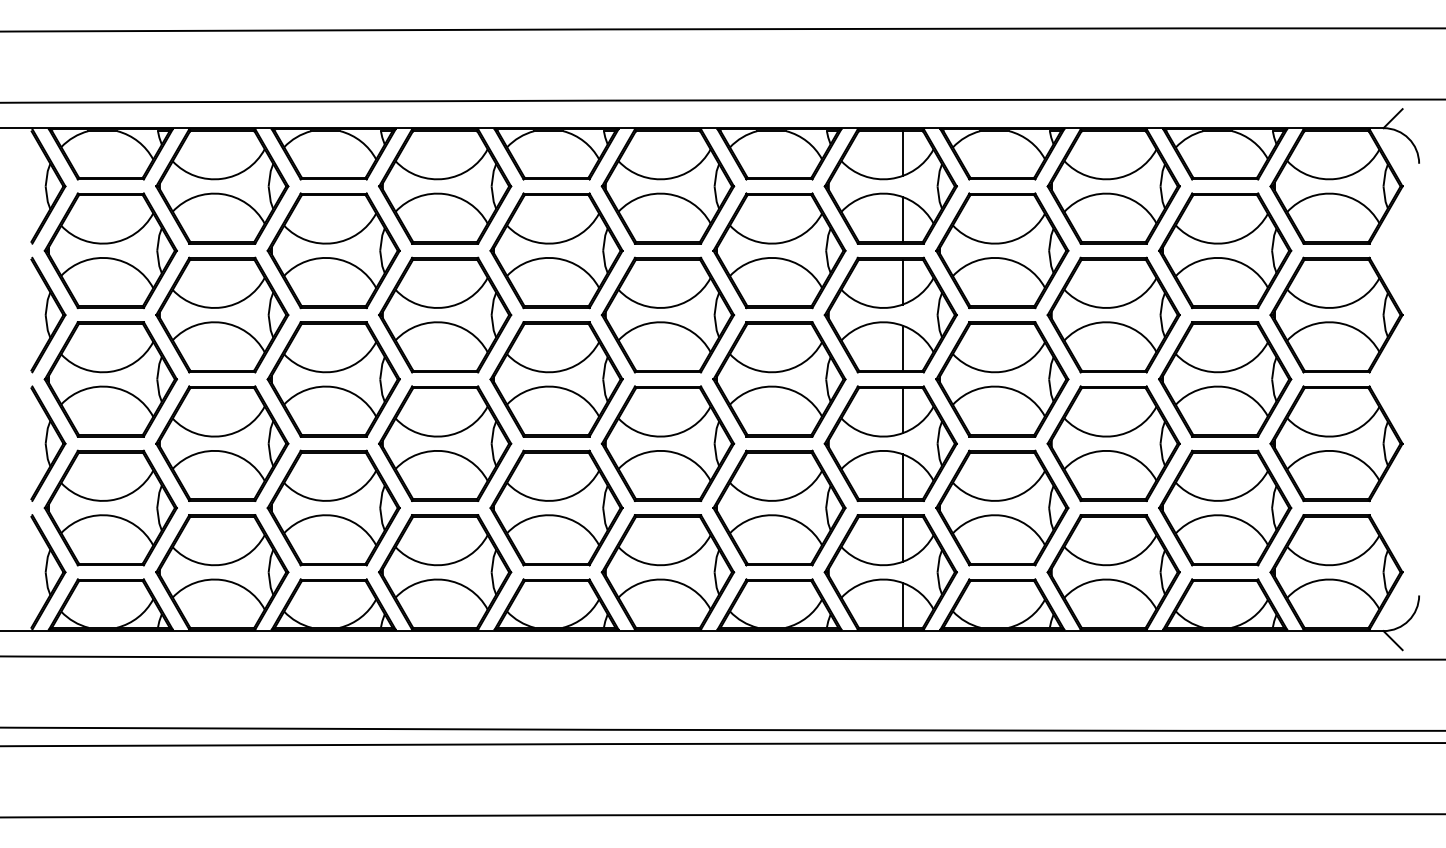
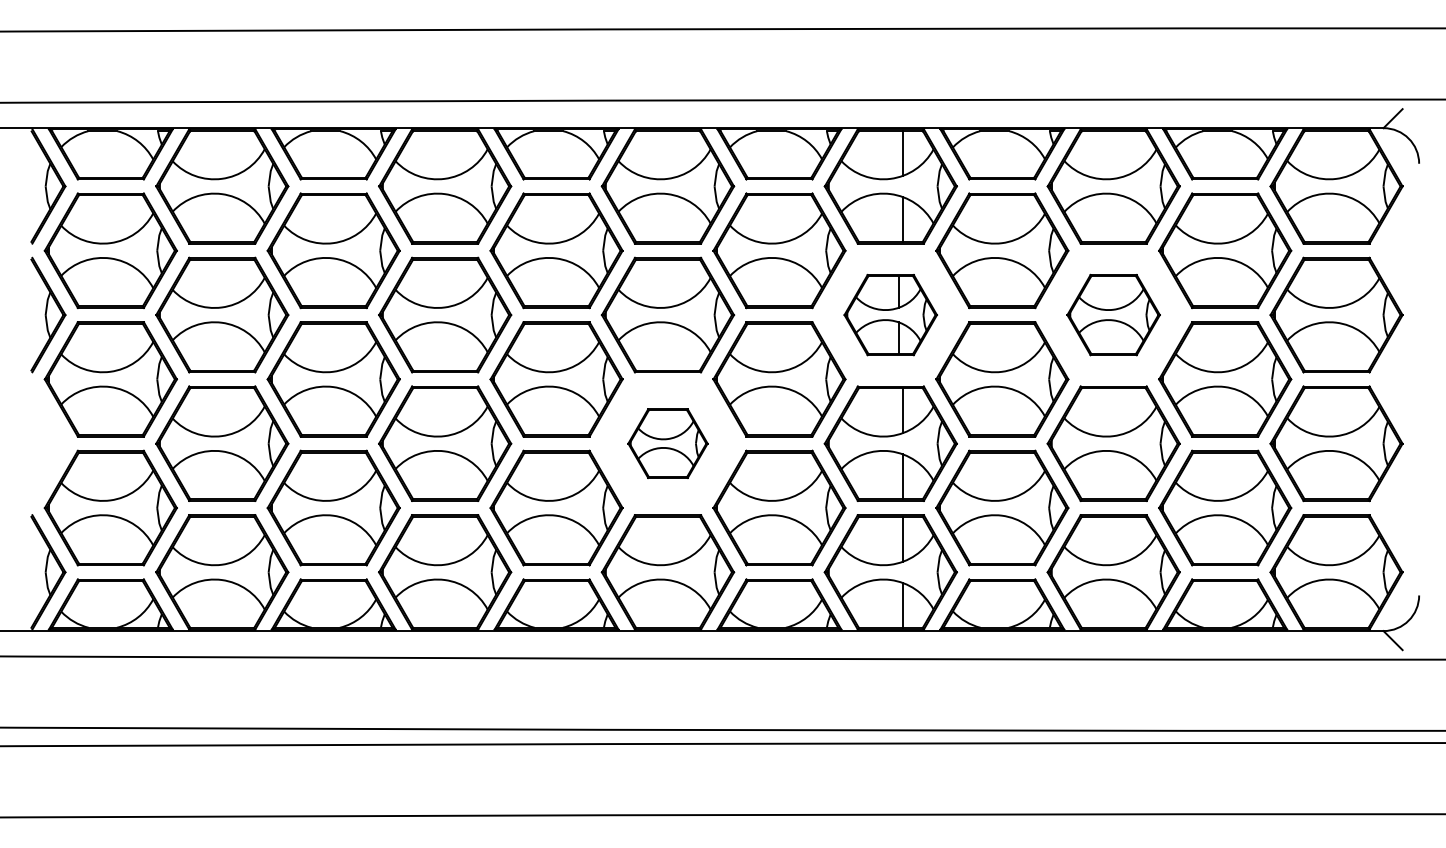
part size: 135x118 px -> 95x84 px (890, 314)
part size: 135x118 px -> 95x84 px (1113, 314)
part: present -> none (48, 443)
part size: 136x117 px -> 82x71 px (667, 443)
